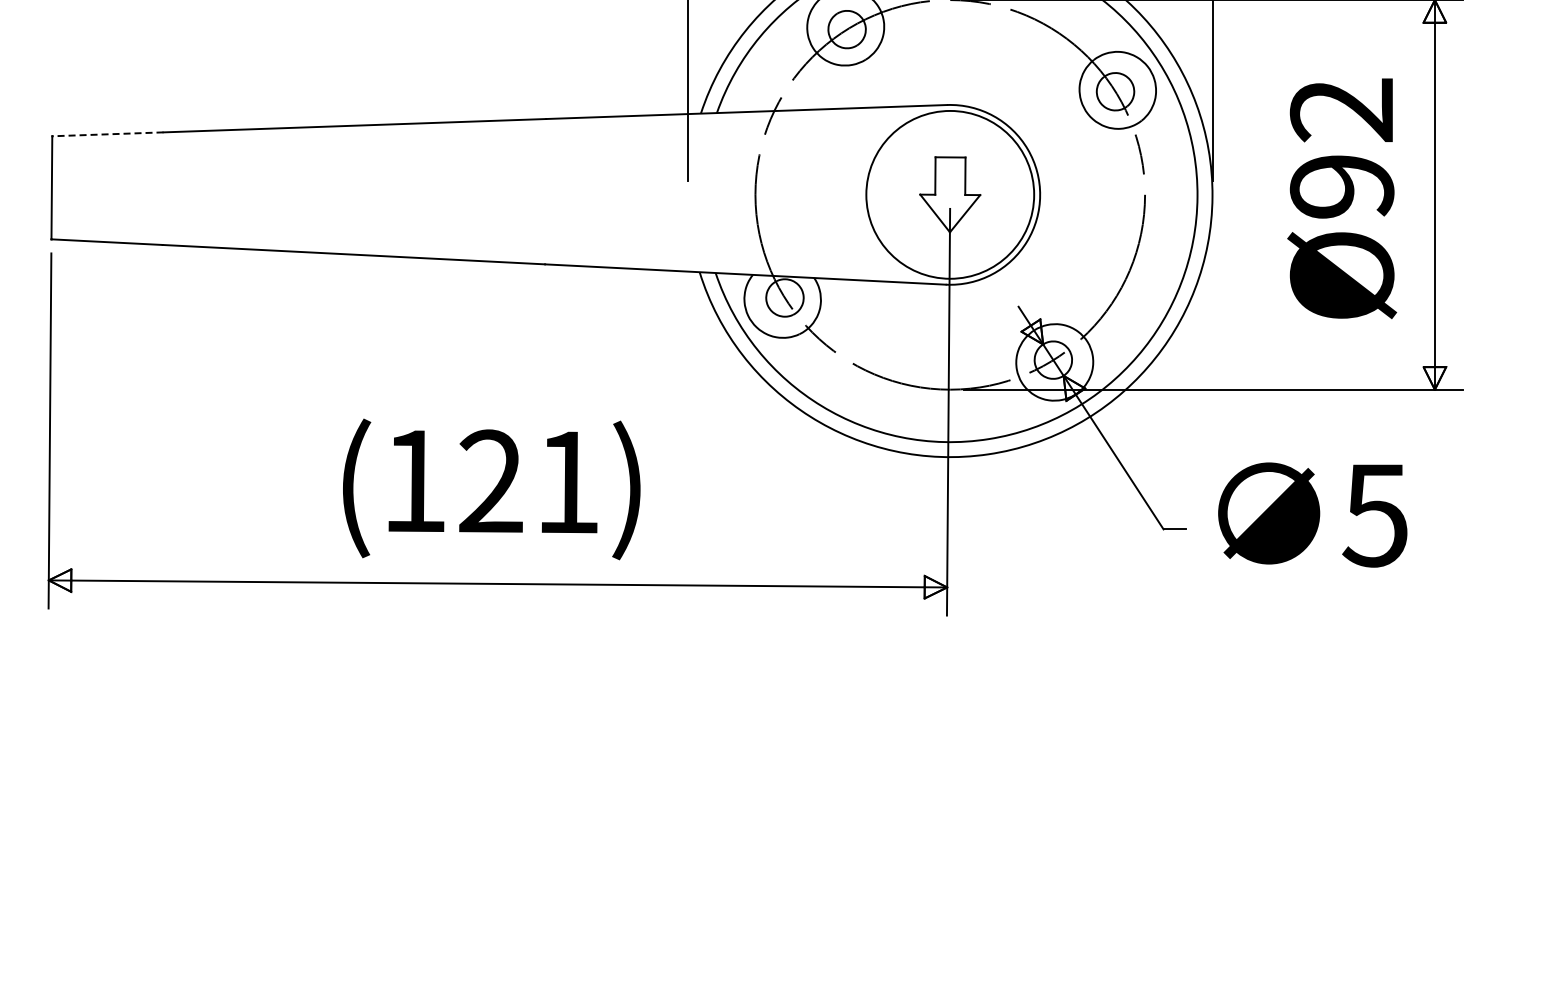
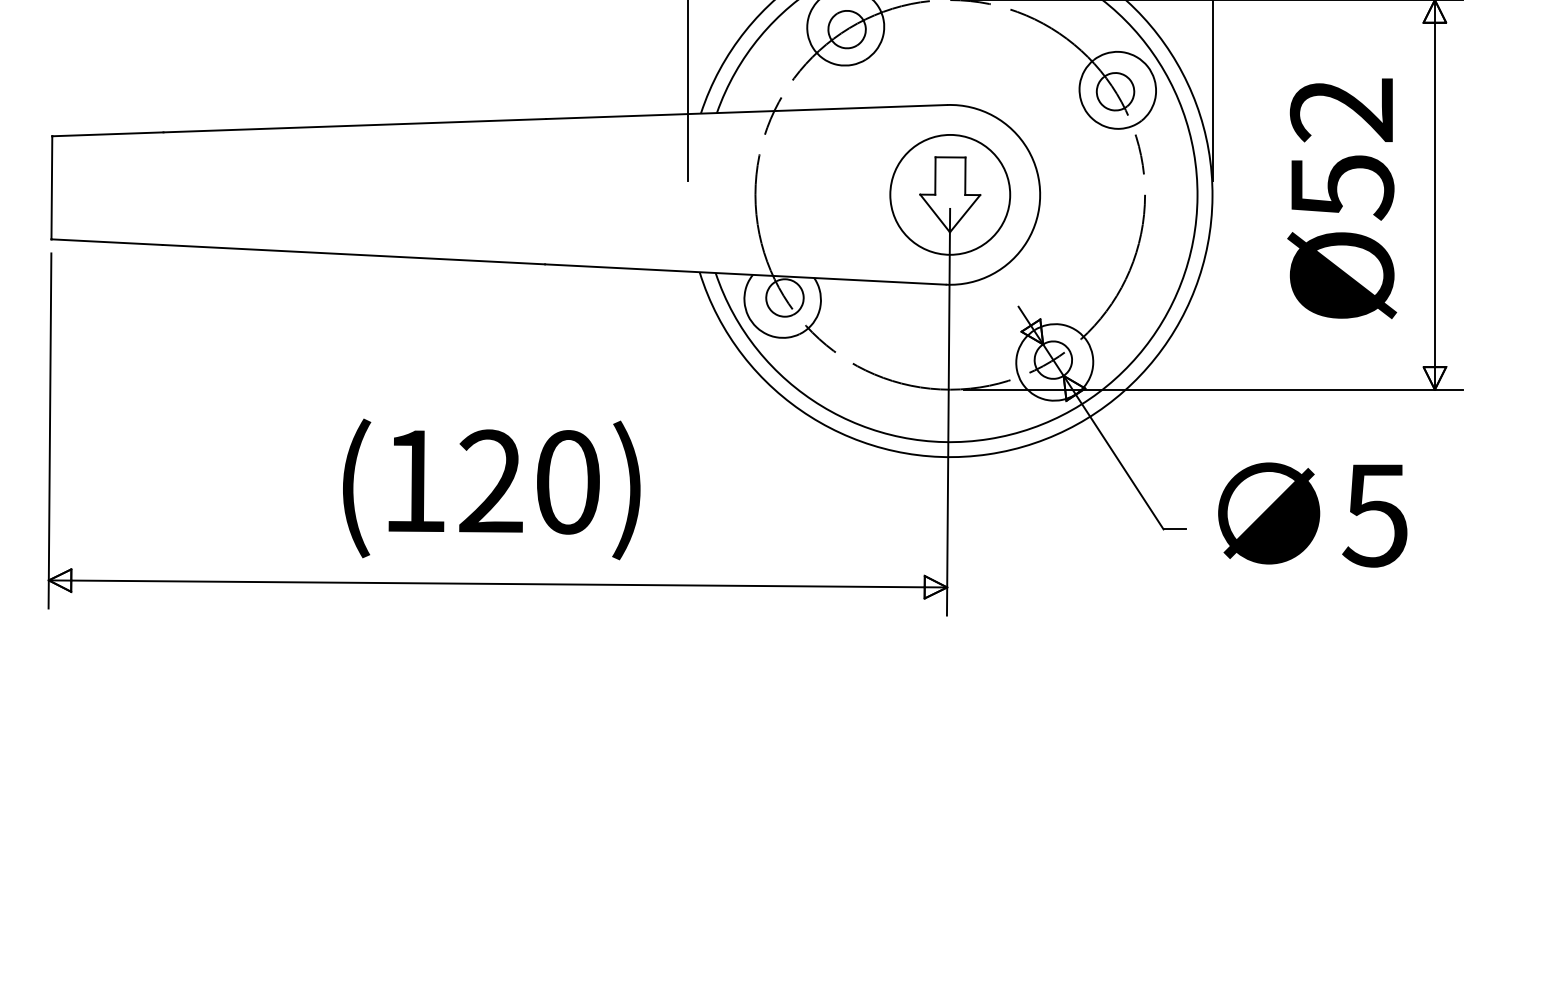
line: dashed -> solid (107, 134)
text: Ø92 -> Ø52 (1341, 187)
circle diameter: 168 px -> 120 px (950, 194)
text: (121) -> (120) (568, 482)
